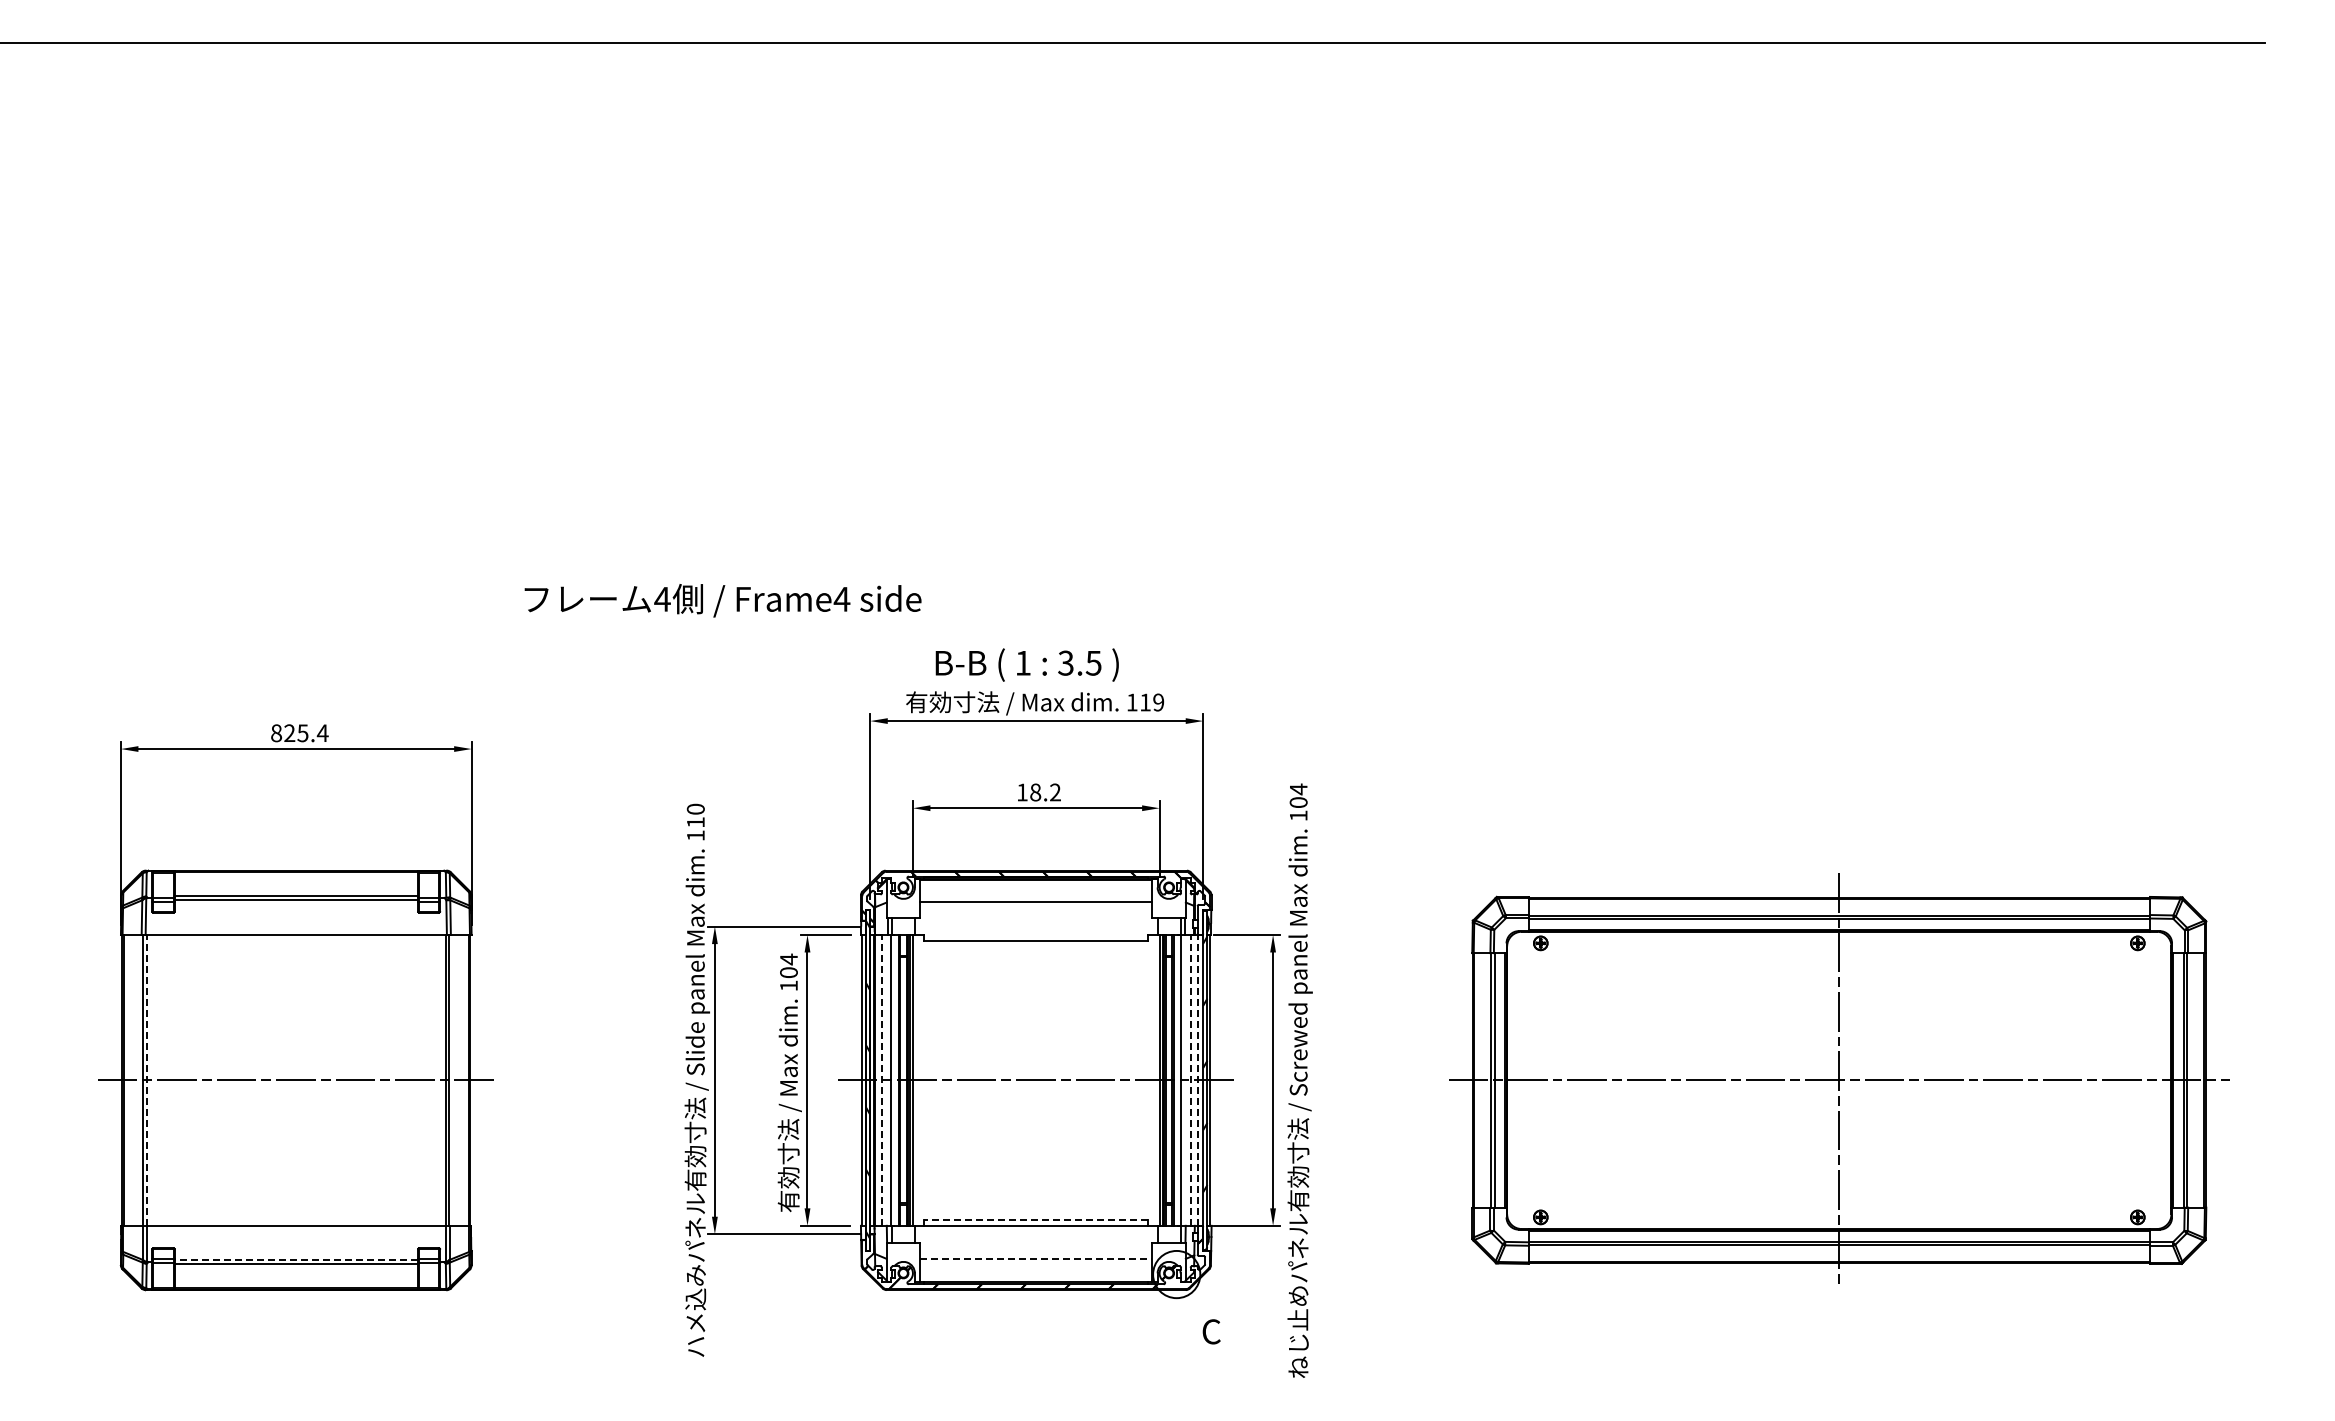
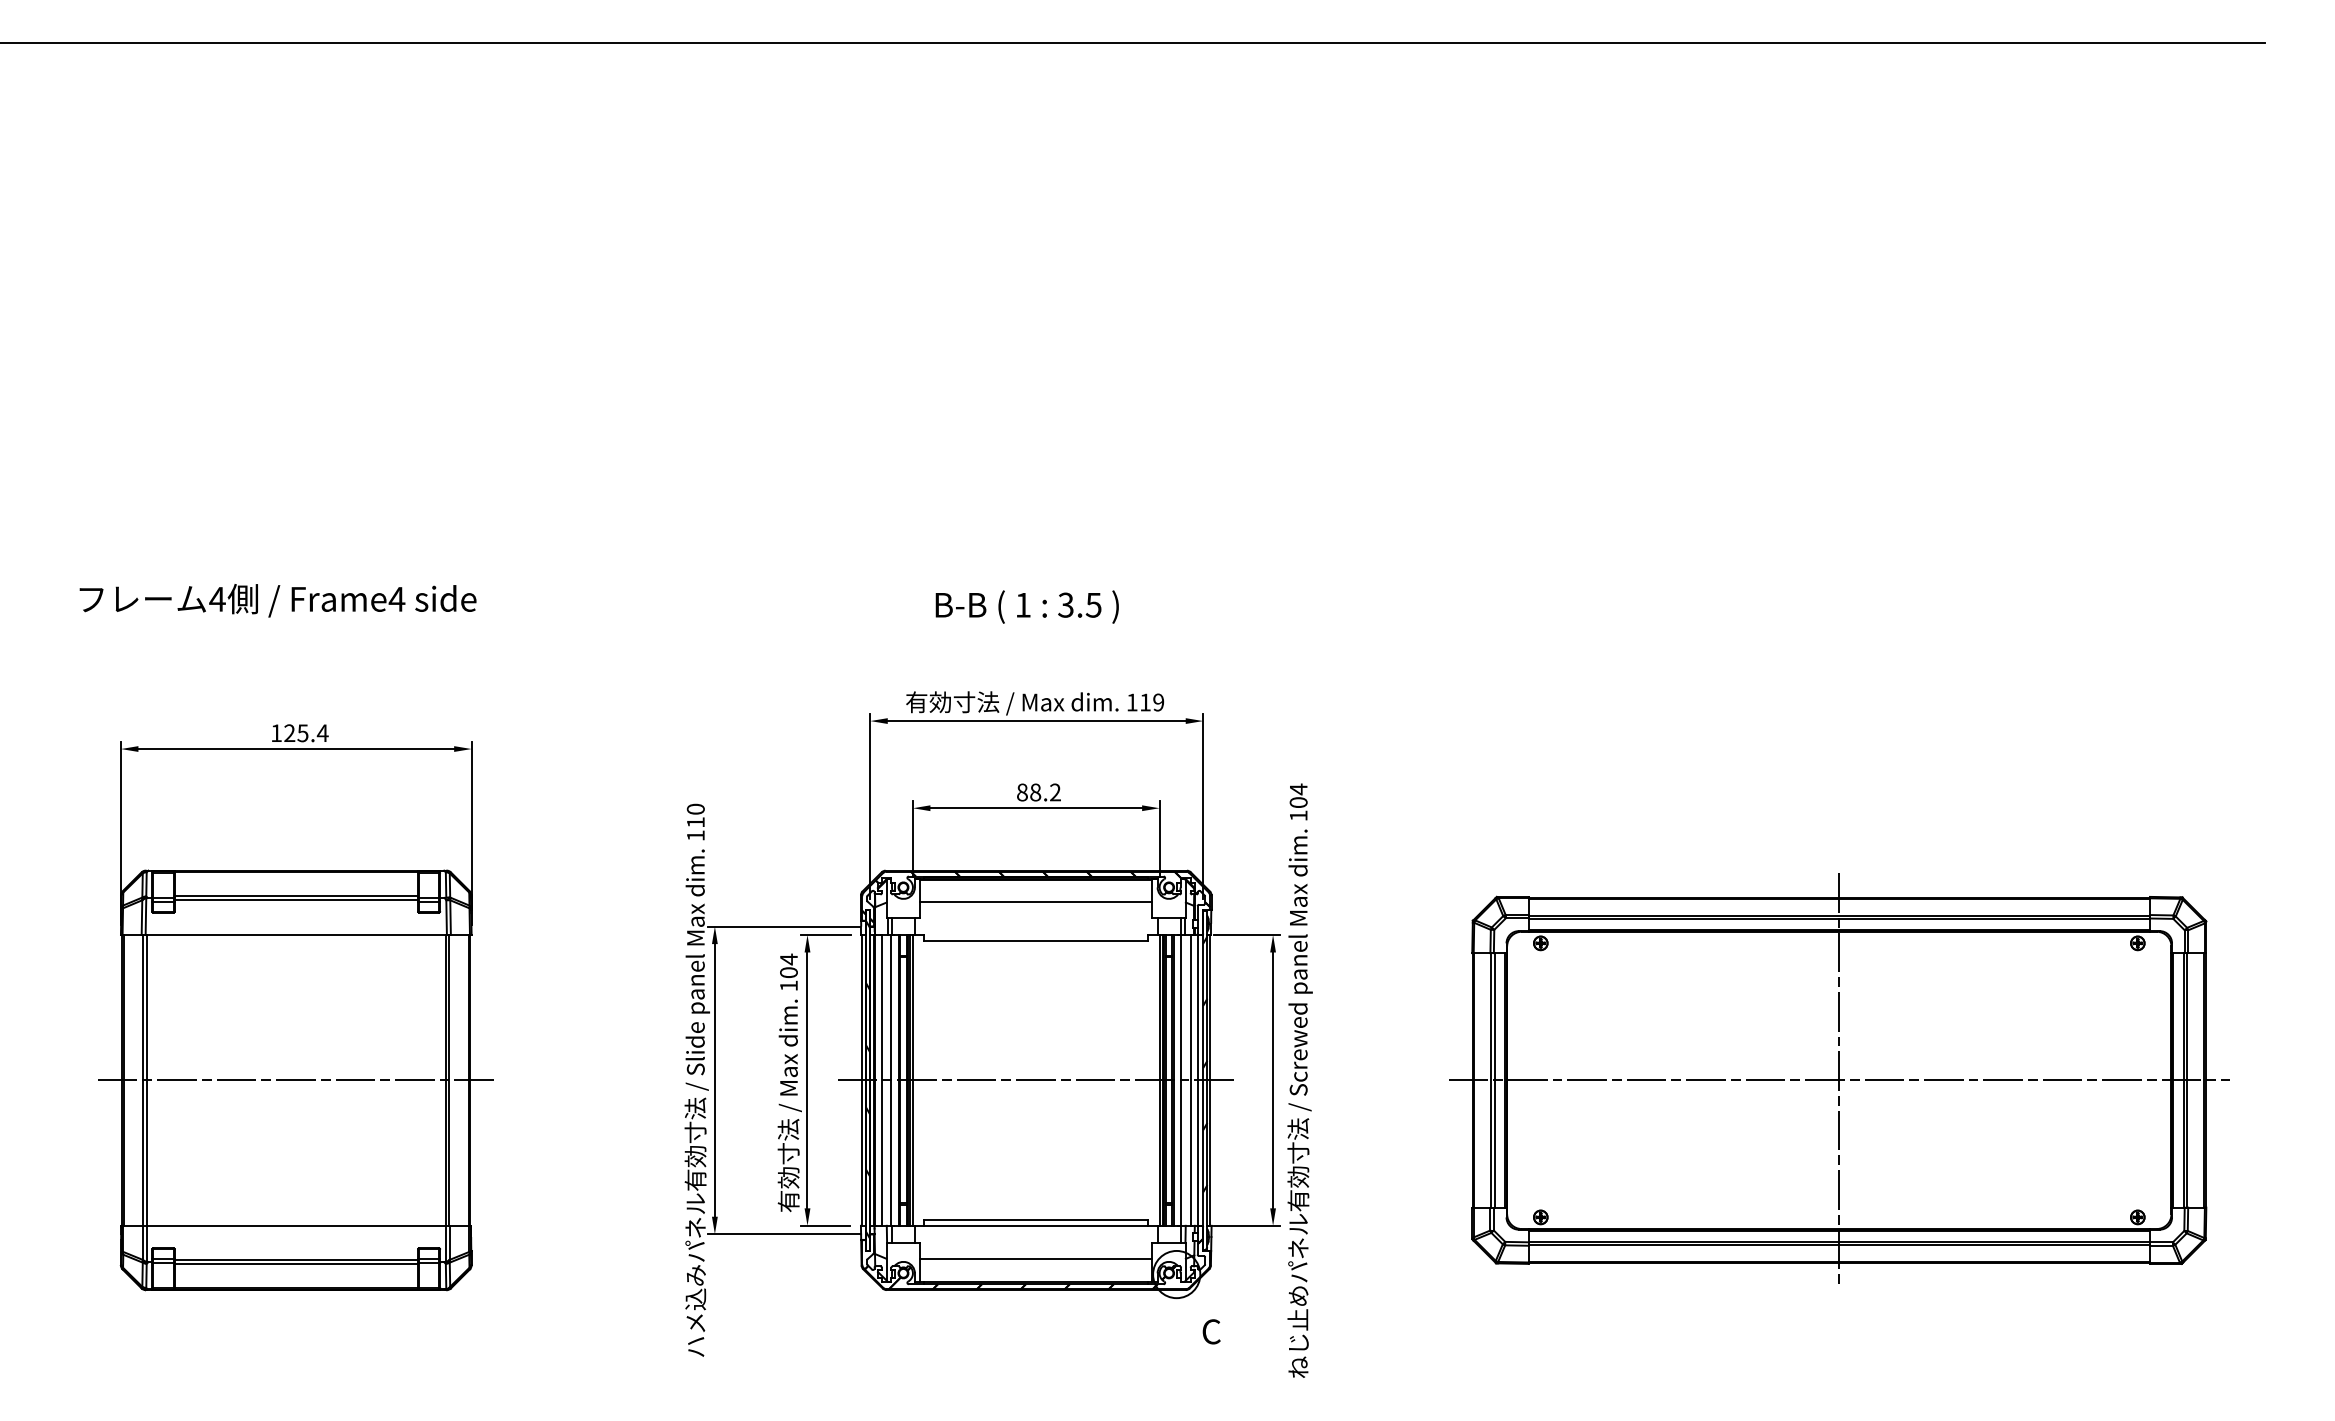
text position: (722, 600) -> (277, 600) (277, 600)
text position: (1026, 664) -> (1026, 606) (1026, 606)
text: 825.4 -> 125.4 (276, 733)
text: 18.2 -> 88.2 (1022, 792)
line: dashed -> solid (147, 1079)
line: dashed -> solid (881, 1079)
line: dashed -> solid (1190, 1079)
line: dashed -> solid (1197, 1079)
line: dashed -> solid (1036, 1220)
line: dashed -> solid (296, 1259)
line: dashed -> solid (1036, 1259)
